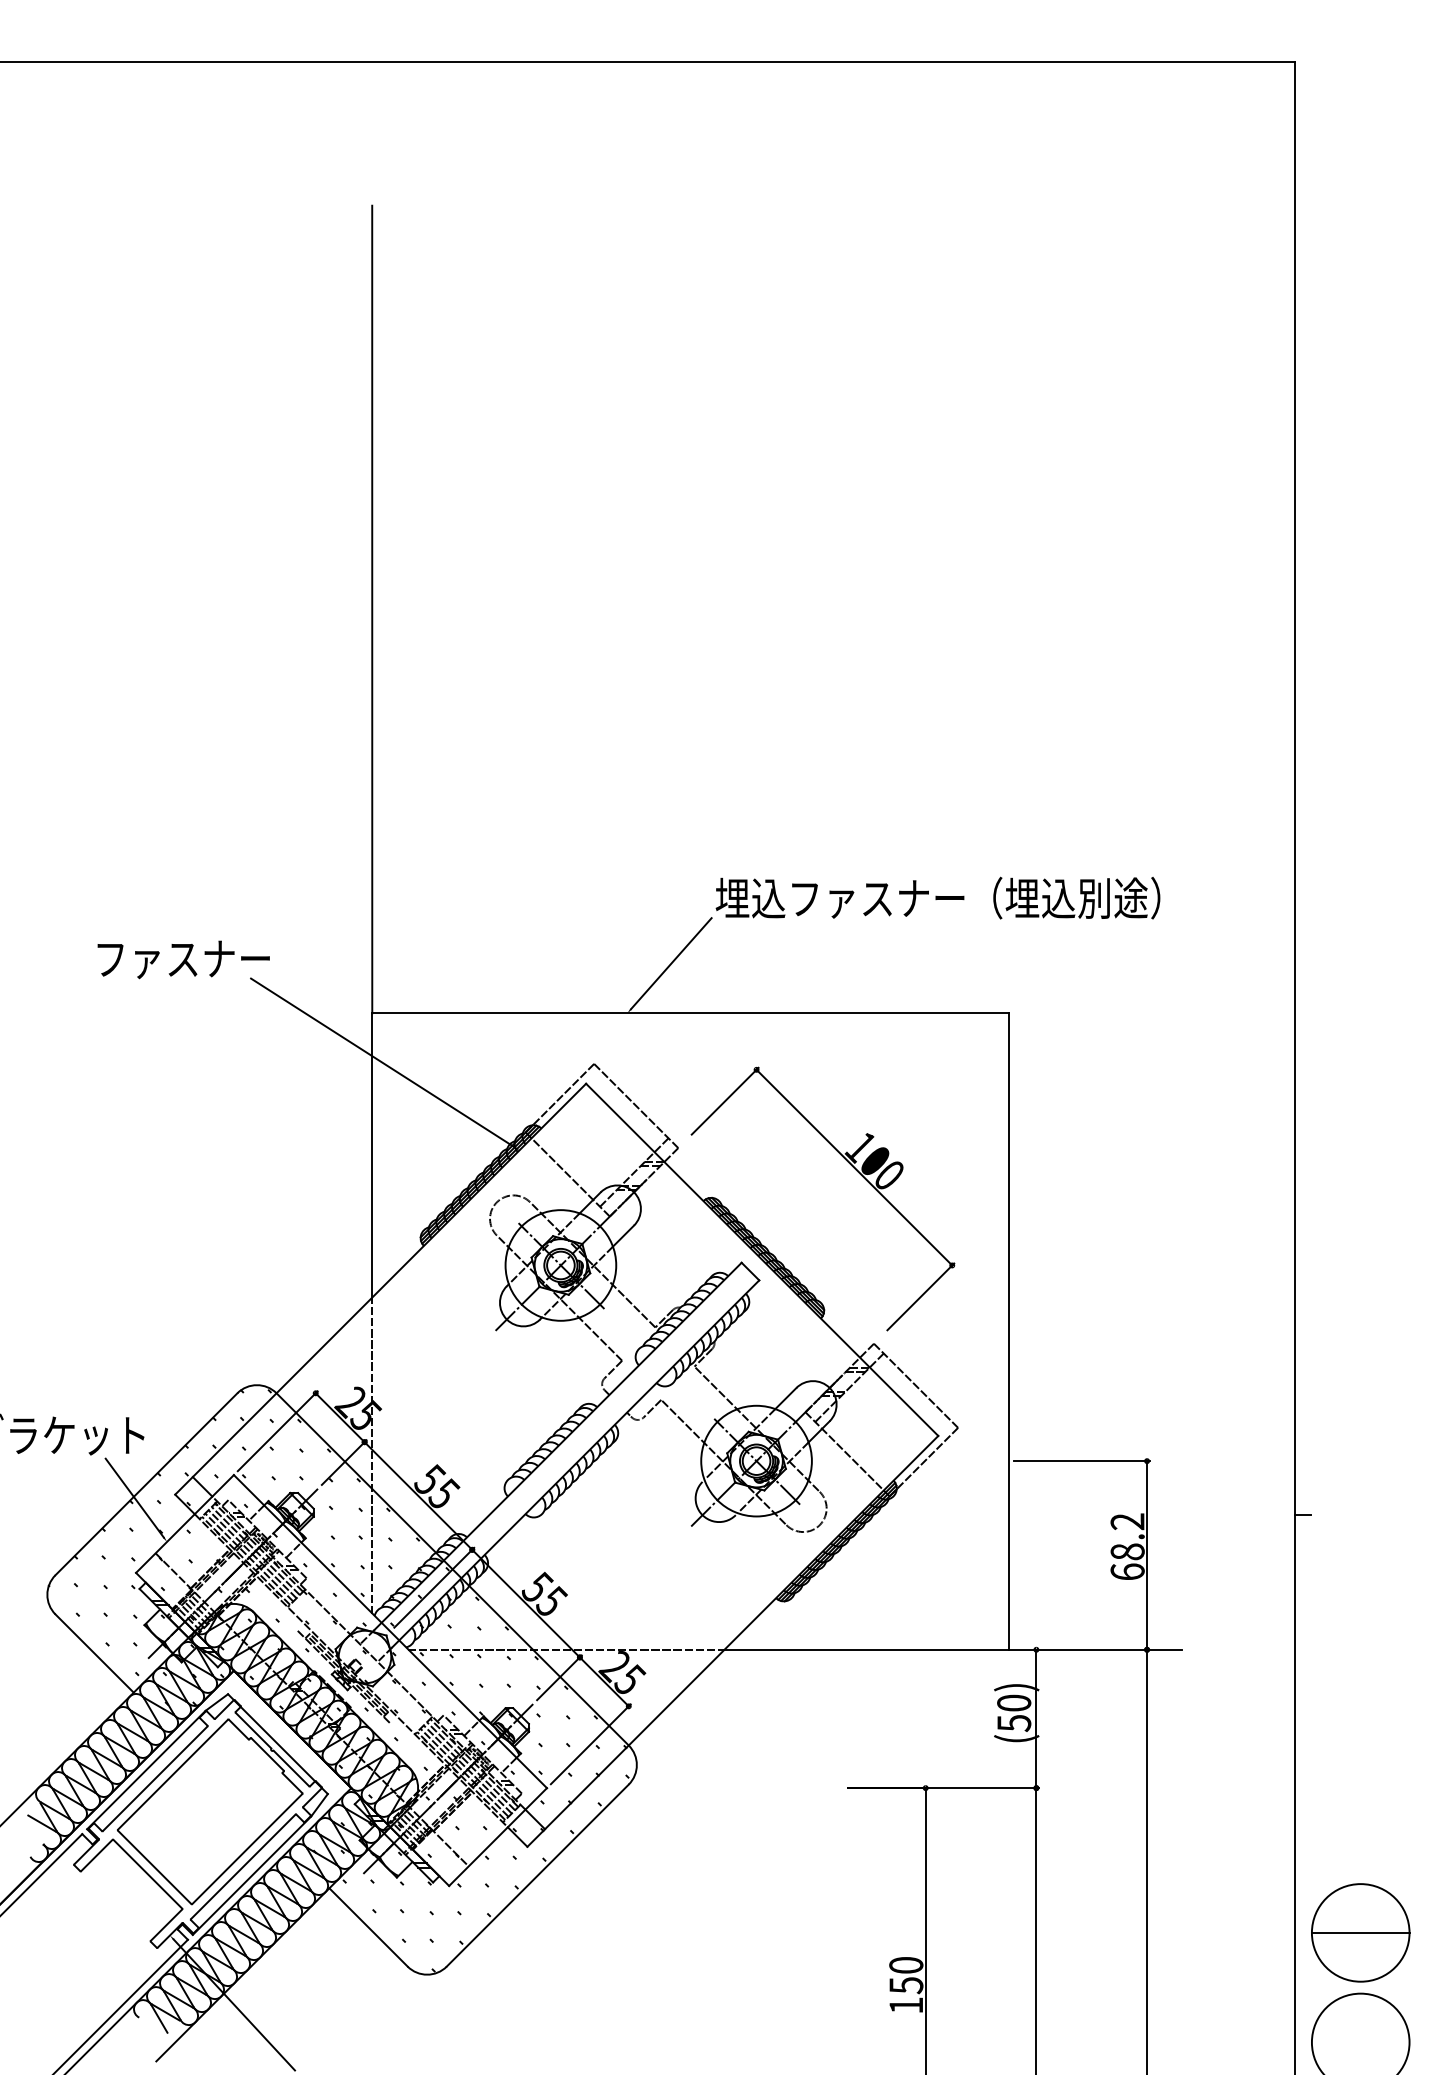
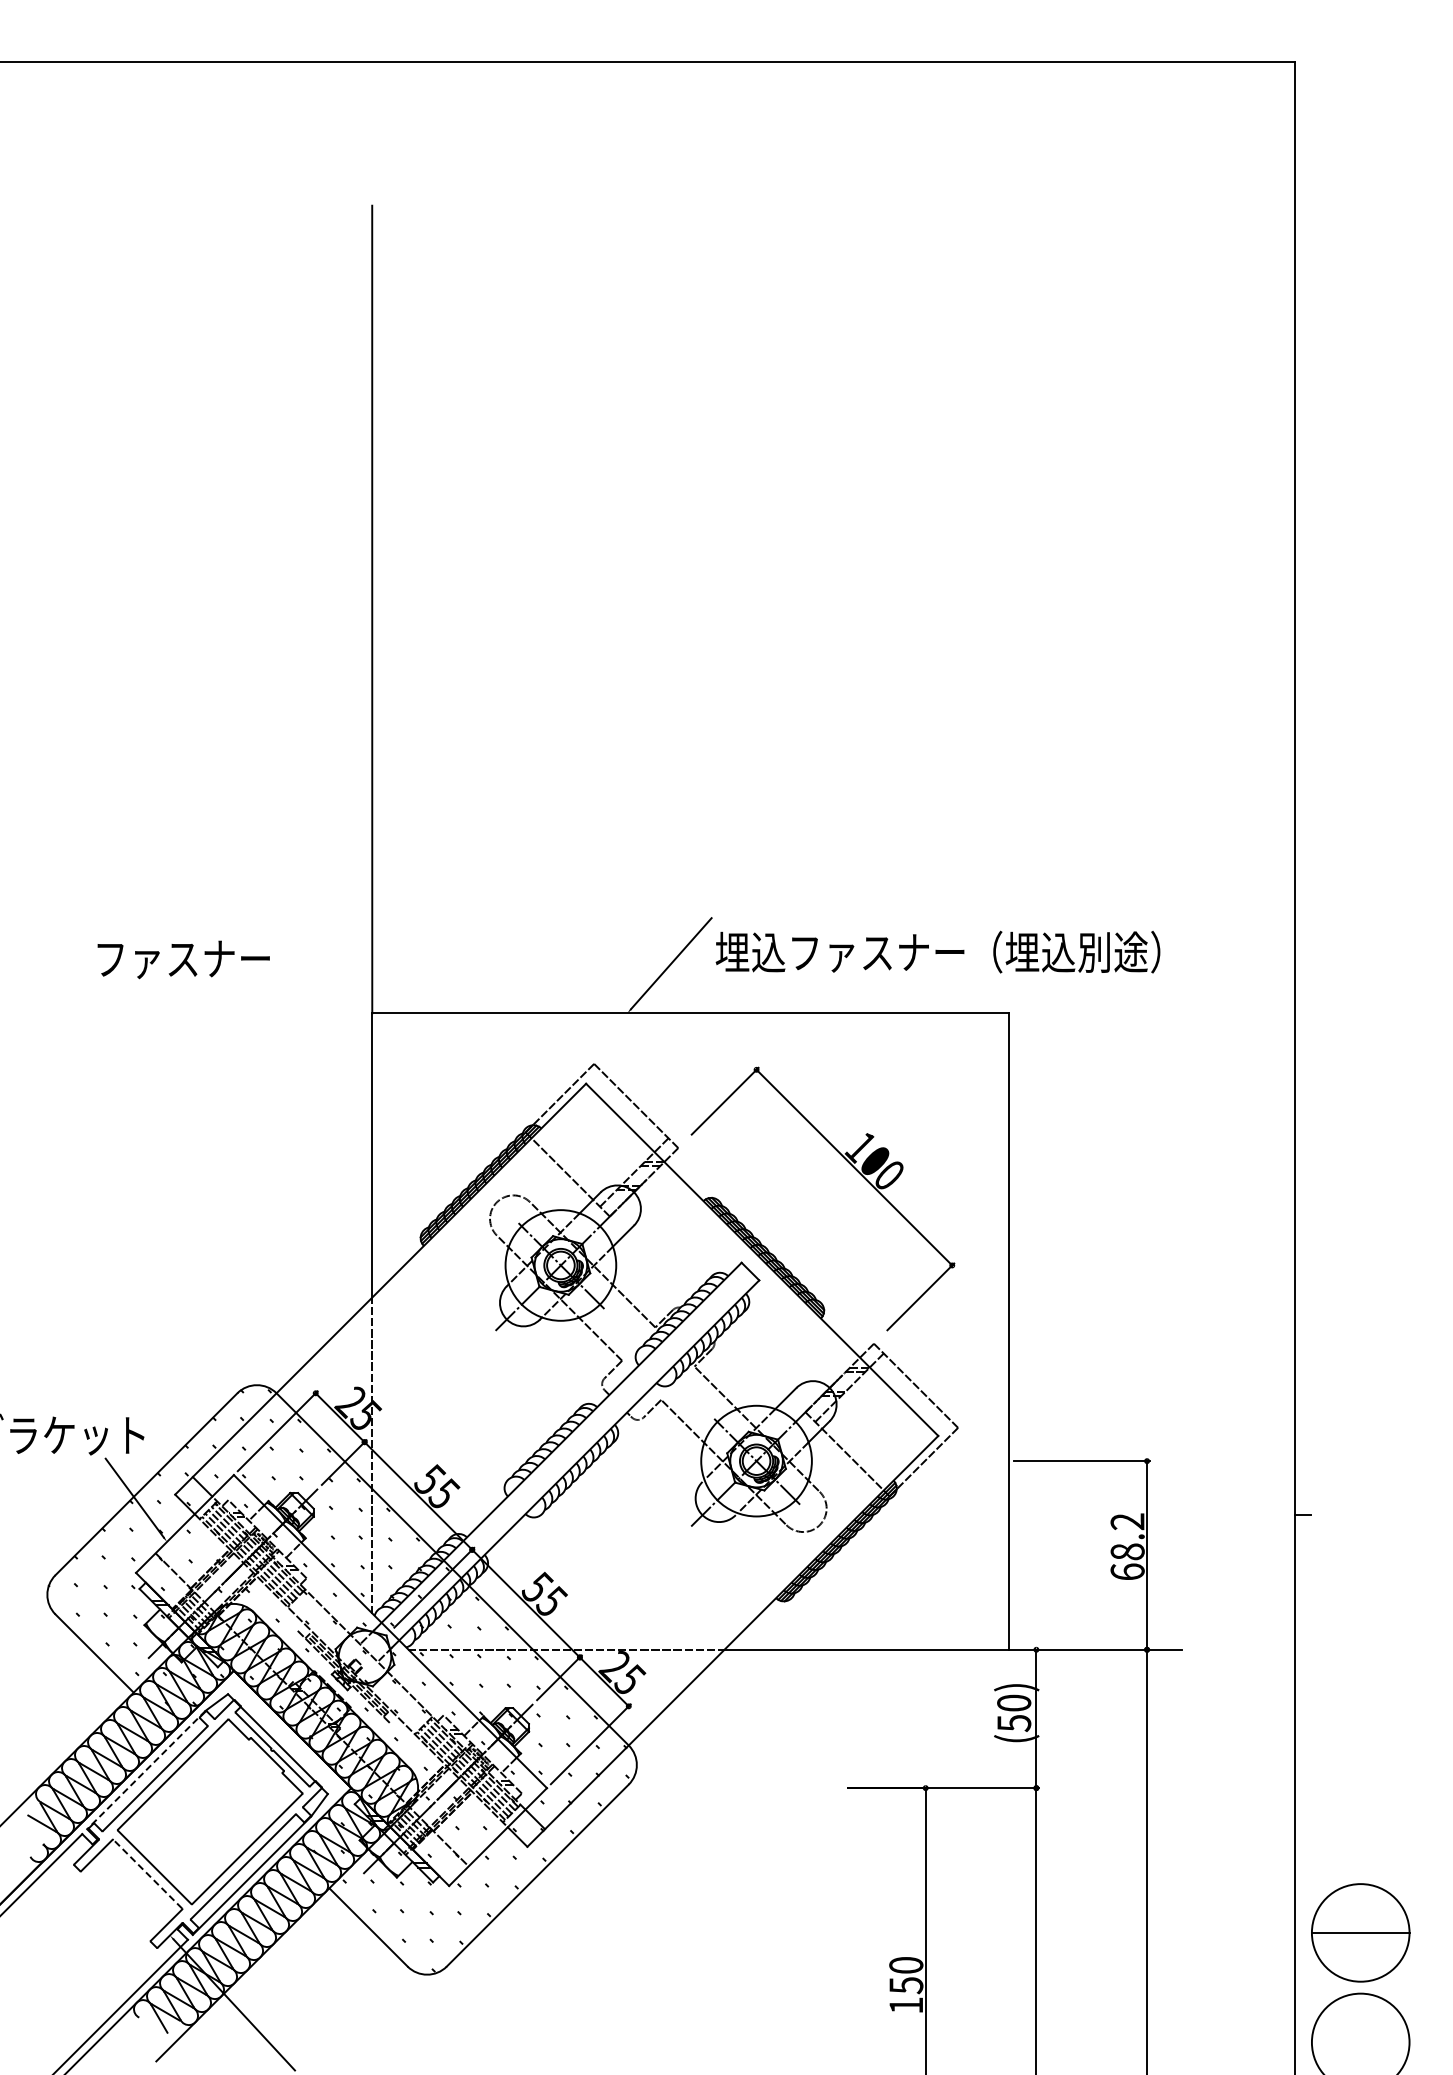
text position: (937, 897) -> (937, 951) (937, 951)
line: present -> none (382, 1062)
line: solid -> dashed (146, 1770)
line: solid -> dashed (147, 1873)
